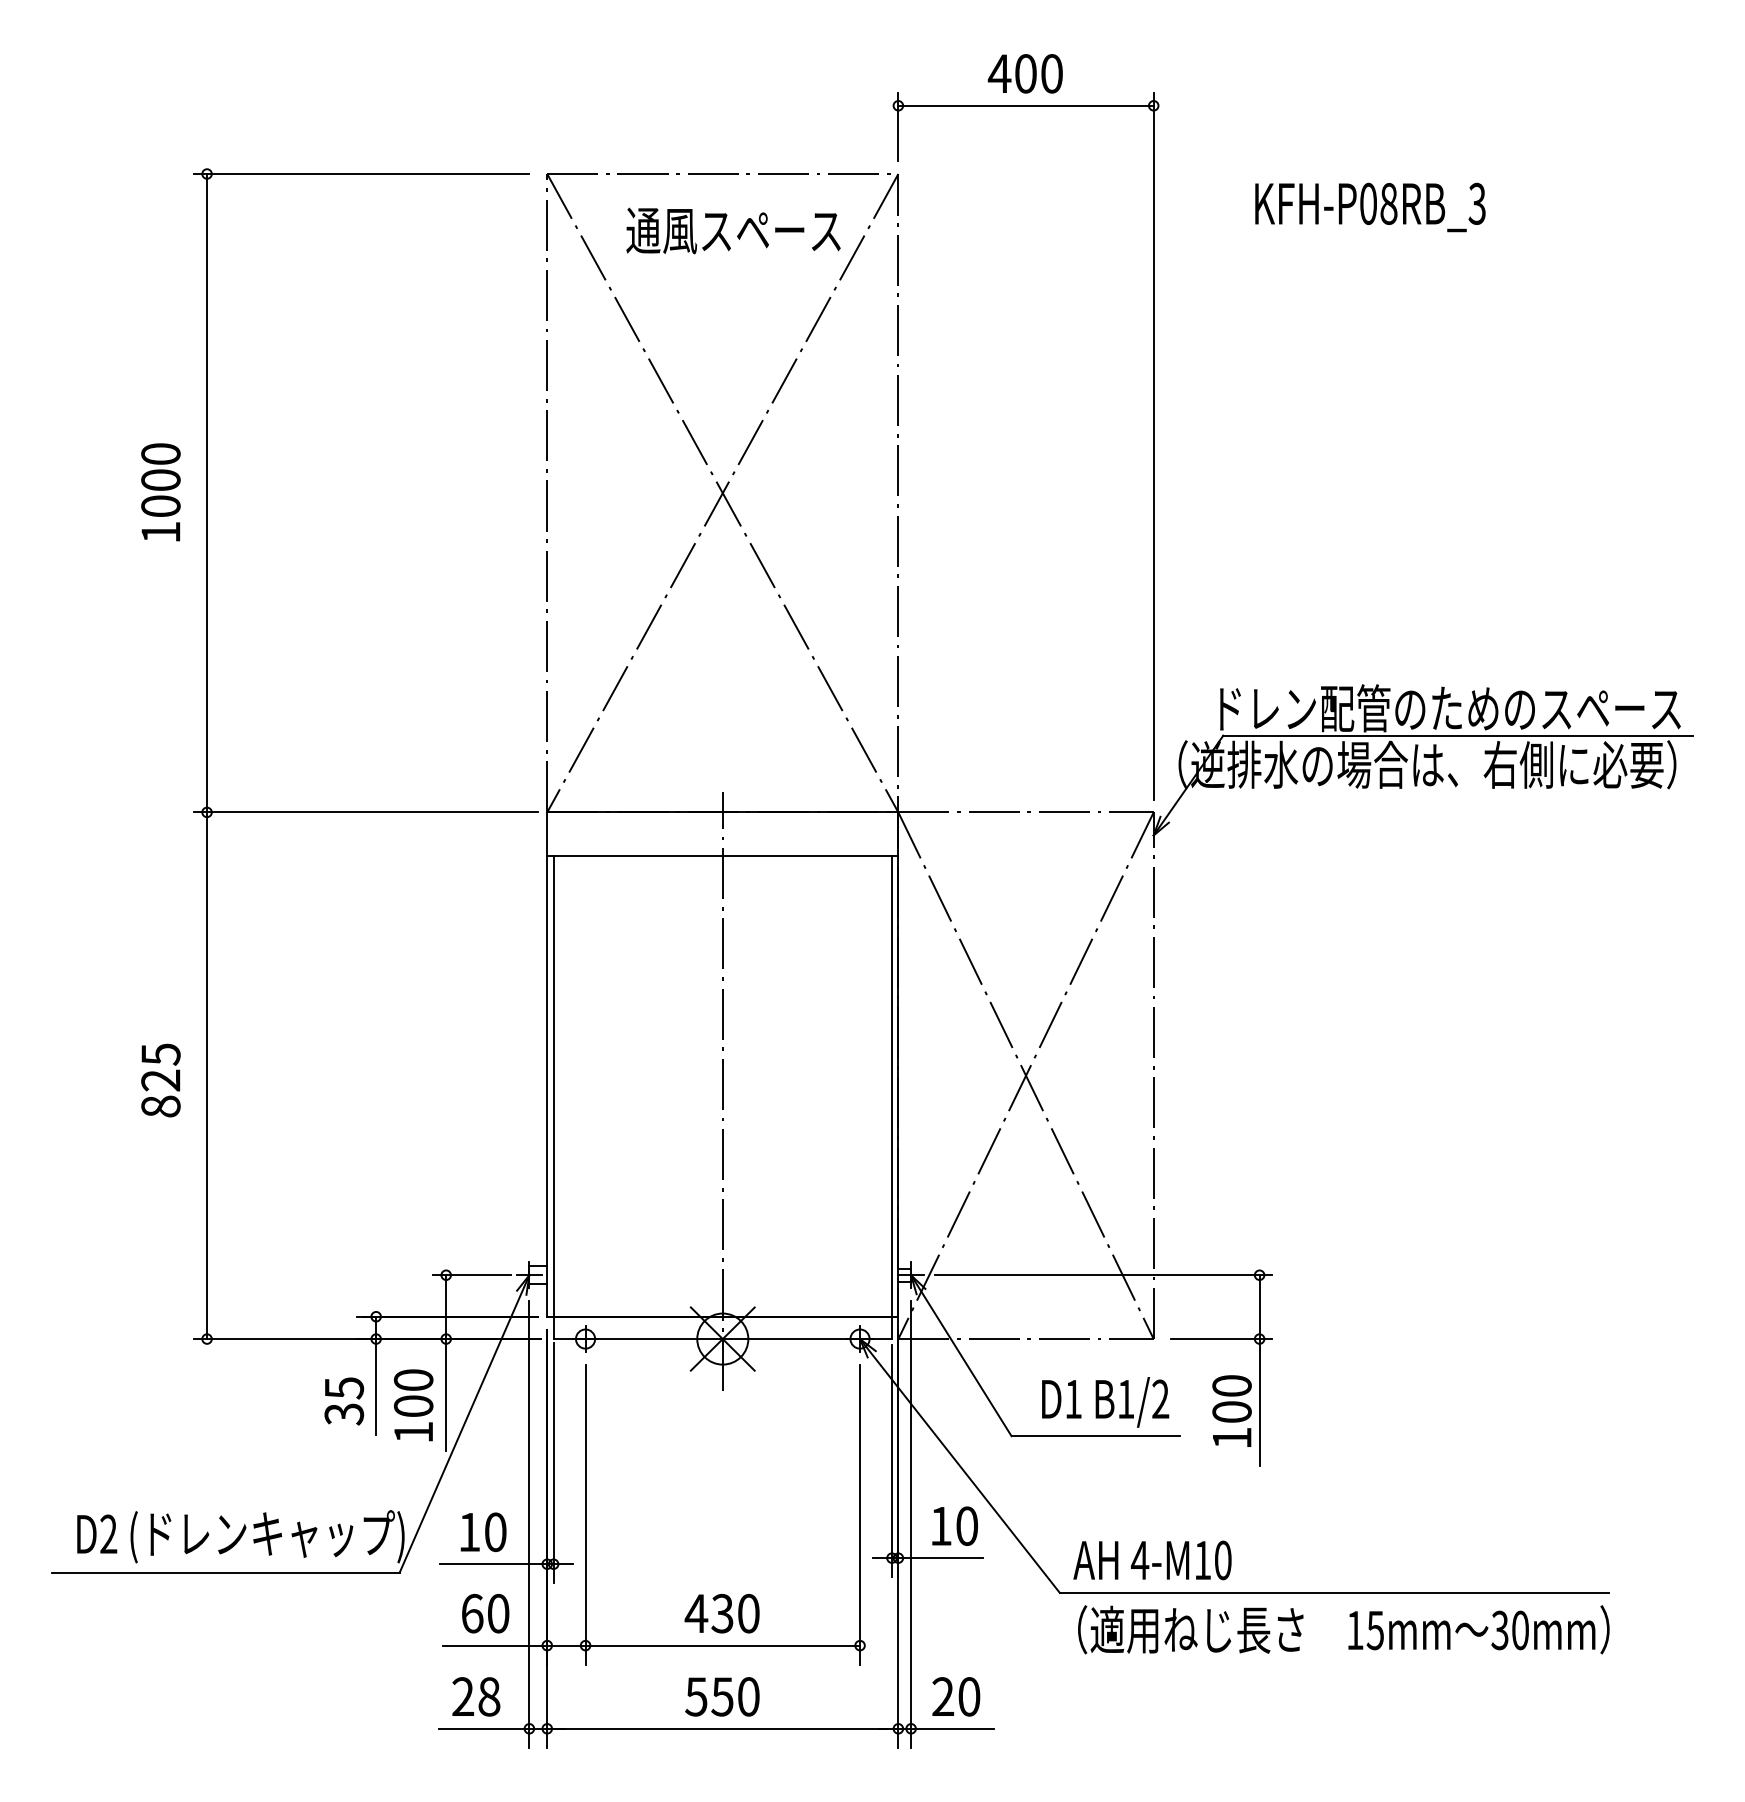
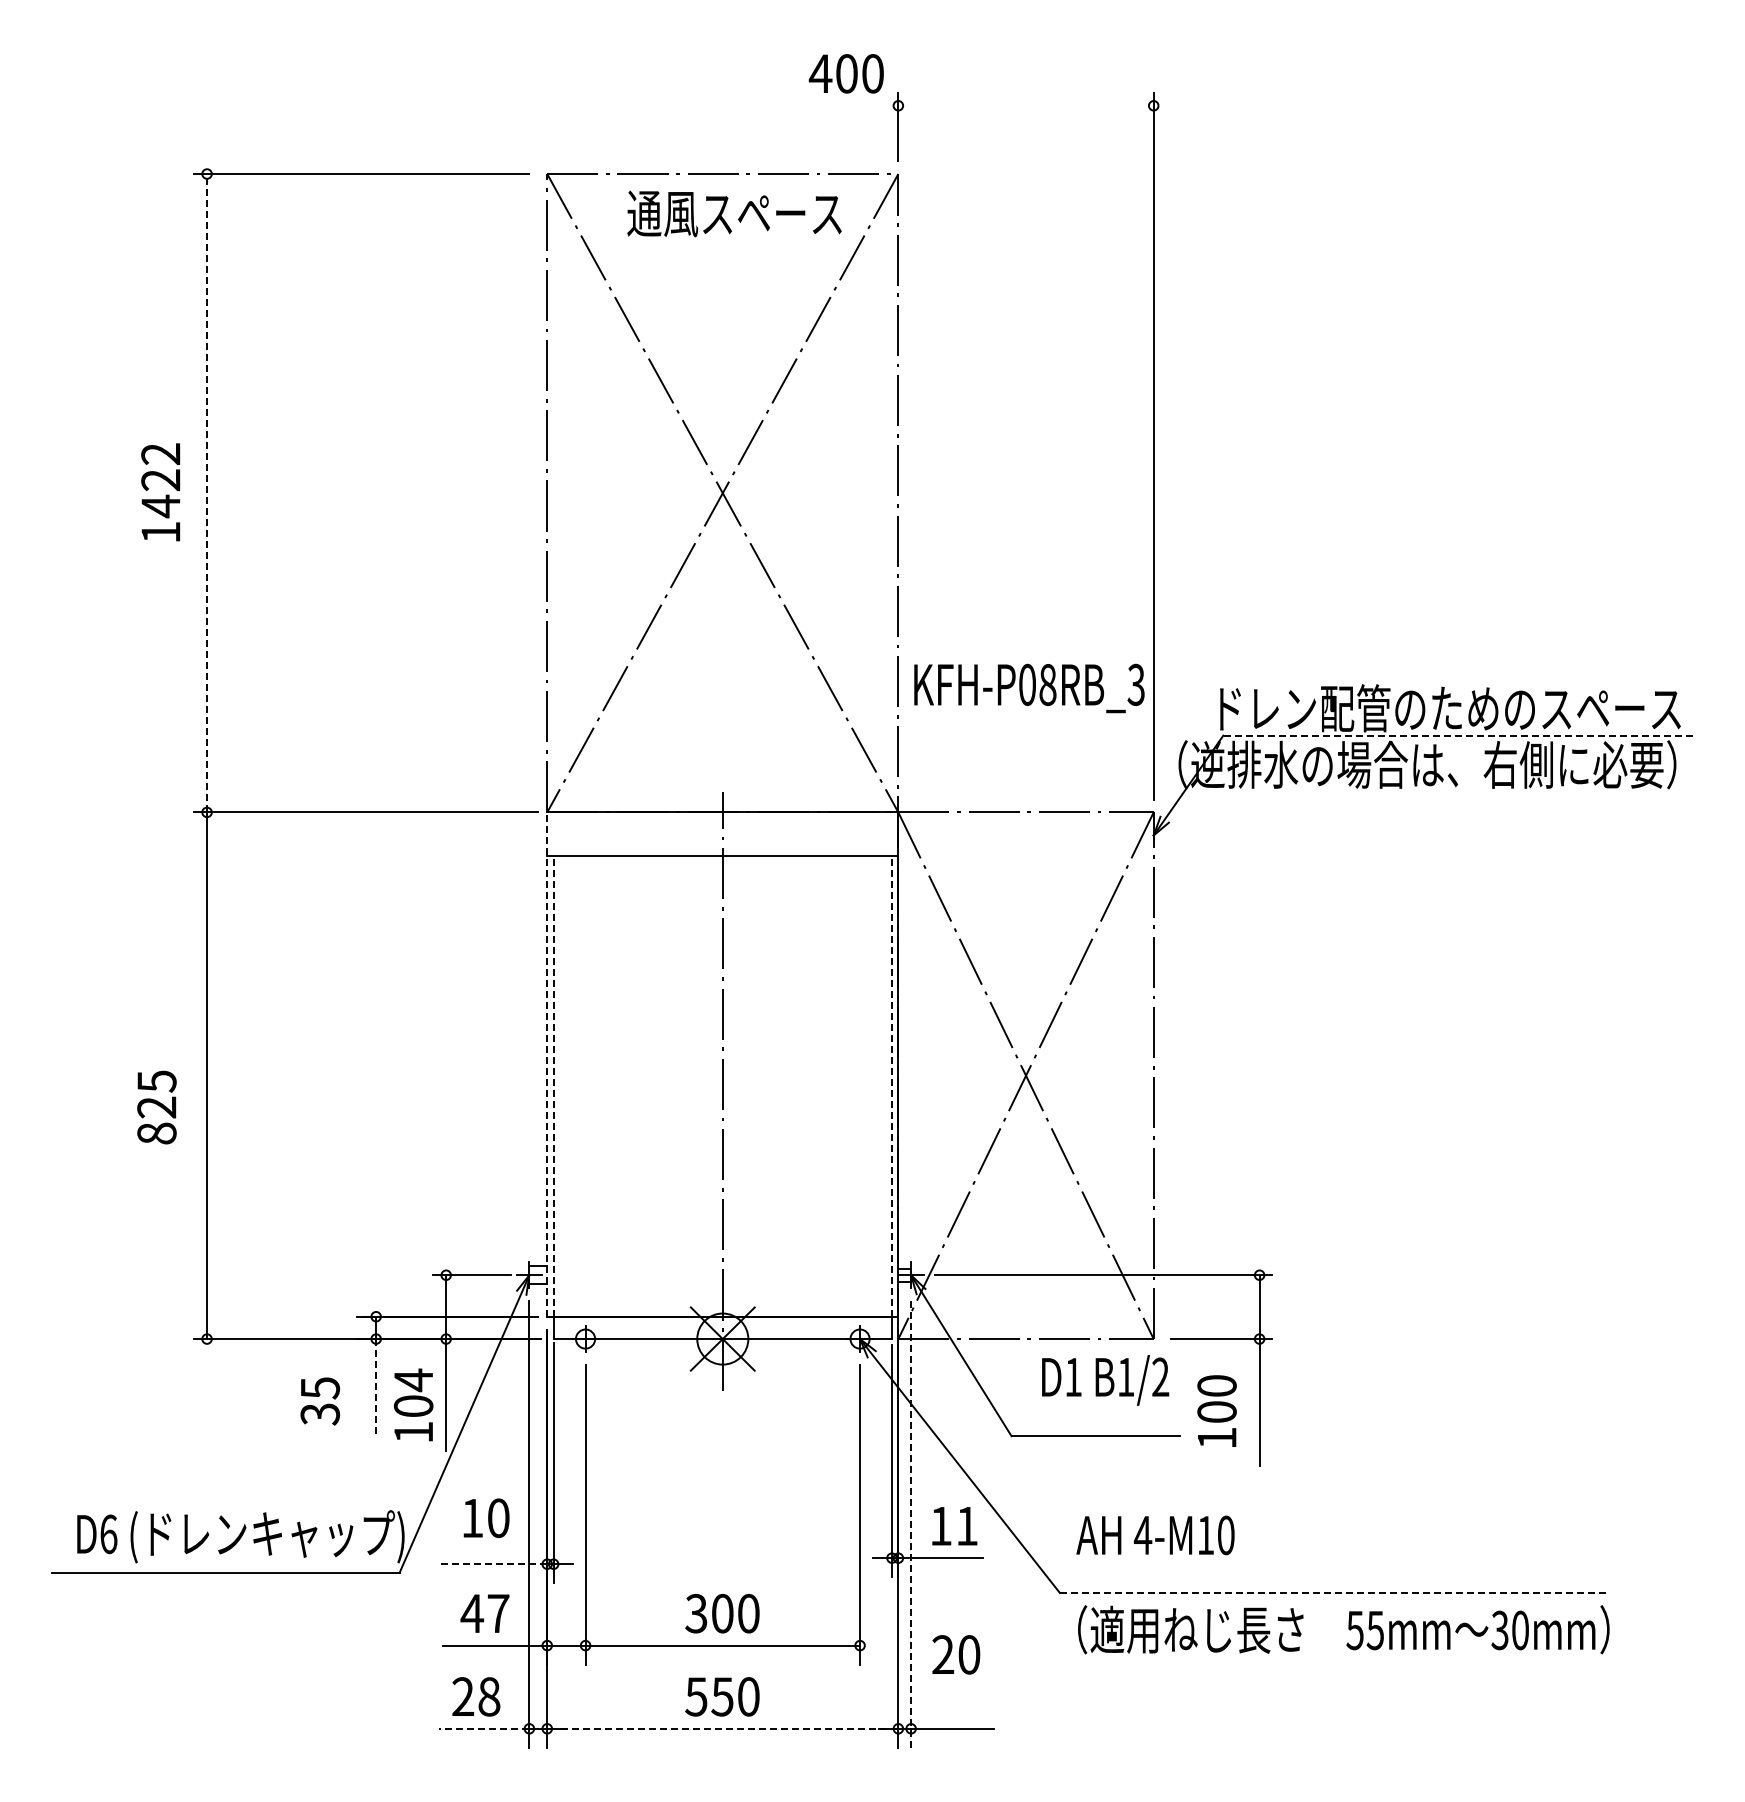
text position: (1024, 73) -> (845, 73) (845, 73)
line: present -> none (1025, 105)
text position: (1370, 207) -> (1029, 688) (1029, 688)
text position: (733, 230) -> (734, 213) (734, 213)
text: 1000 -> 1422 (160, 480)
line: solid -> dashed (207, 492)
line: solid -> dashed (1458, 735)
line: solid -> dashed (547, 1064)
text position: (160, 1080) -> (156, 1107) (156, 1107)
line: solid -> dashed (553, 1086)
line: solid -> dashed (891, 1086)
text: 100 -> 104 (413, 1380)
line: solid -> dashed (376, 1387)
text position: (344, 1401) -> (320, 1401) (320, 1401)
text position: (1105, 1402) -> (1105, 1380) (1105, 1380)
text position: (1231, 1410) -> (1216, 1410) (1216, 1410)
line: solid -> dashed (911, 1524)
text: 10 -> 11 (966, 1525)
text position: (483, 1532) -> (486, 1518) (486, 1518)
text: D2 -> D6 (108, 1534)
text position: (1152, 1560) -> (1155, 1535) (1155, 1535)
line: solid -> dashed (493, 1564)
line: solid -> dashed (1334, 1592)
text: 60 -> 47 (484, 1613)
text: 430 -> 300 (708, 1613)
text: 15mm -> 55mm (1354, 1630)
text position: (956, 1696) -> (956, 1654) (956, 1654)
line: solid -> dashed (483, 1728)
line: solid -> dashed (722, 1728)
